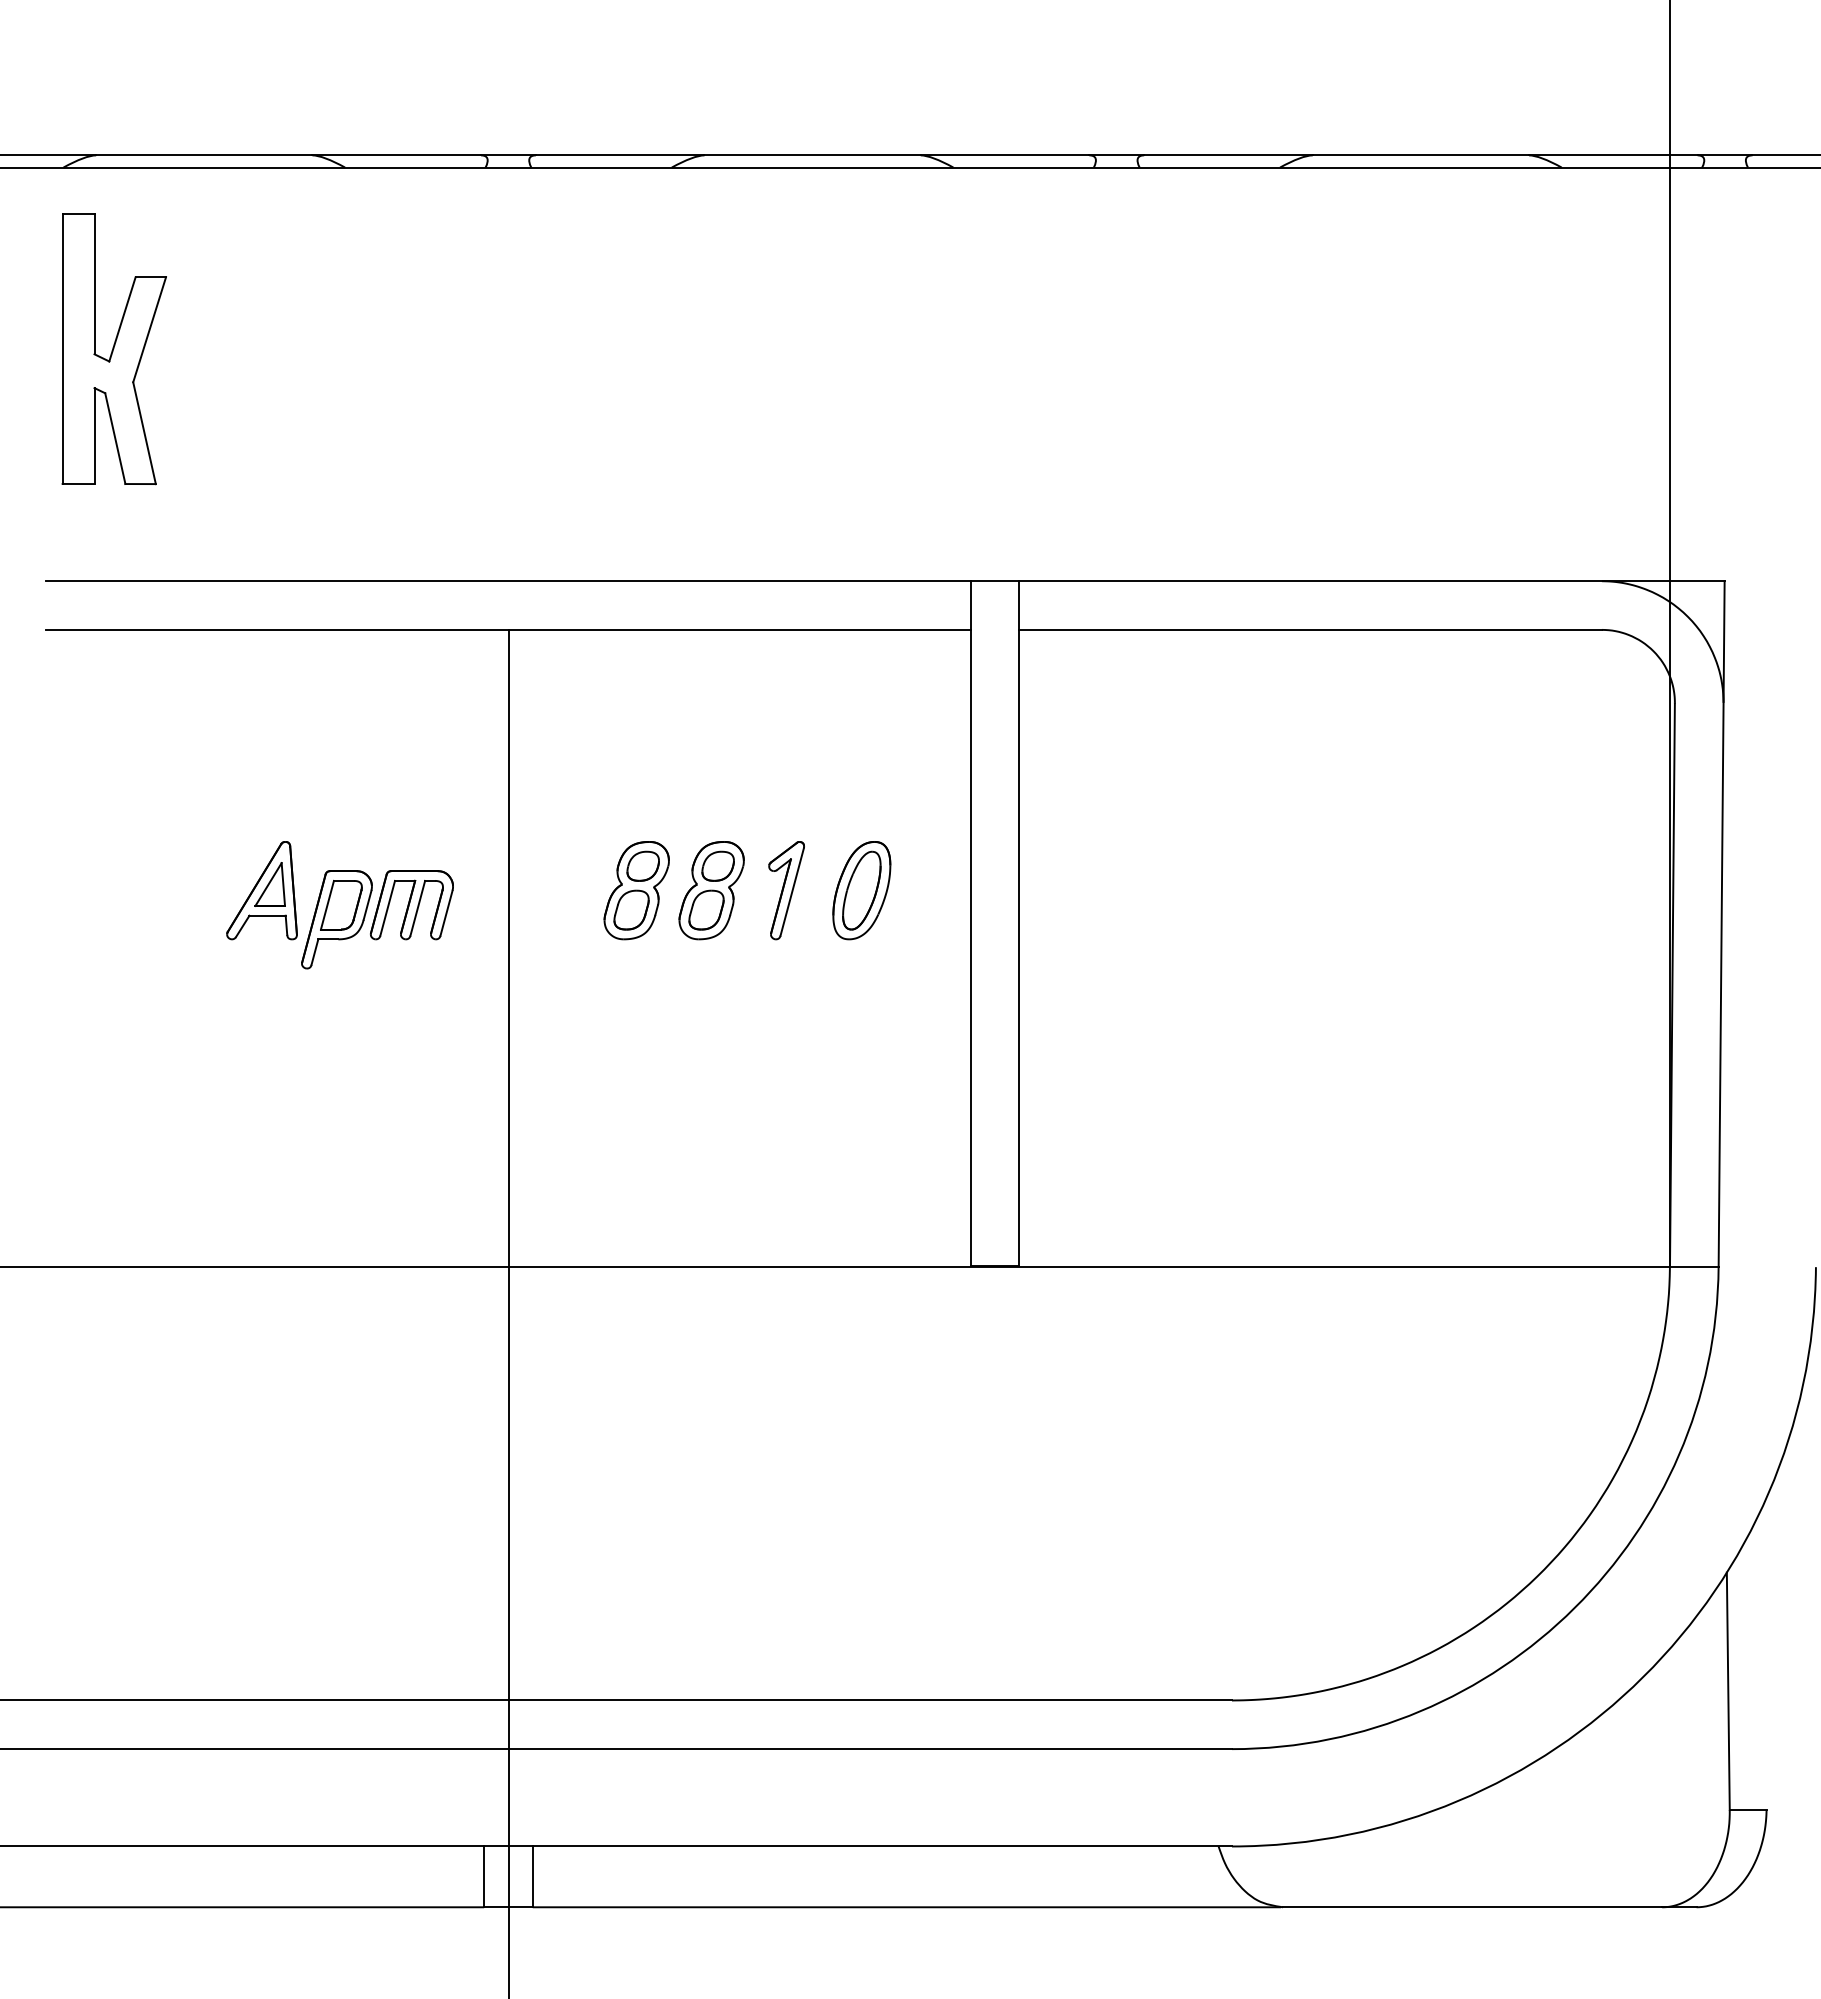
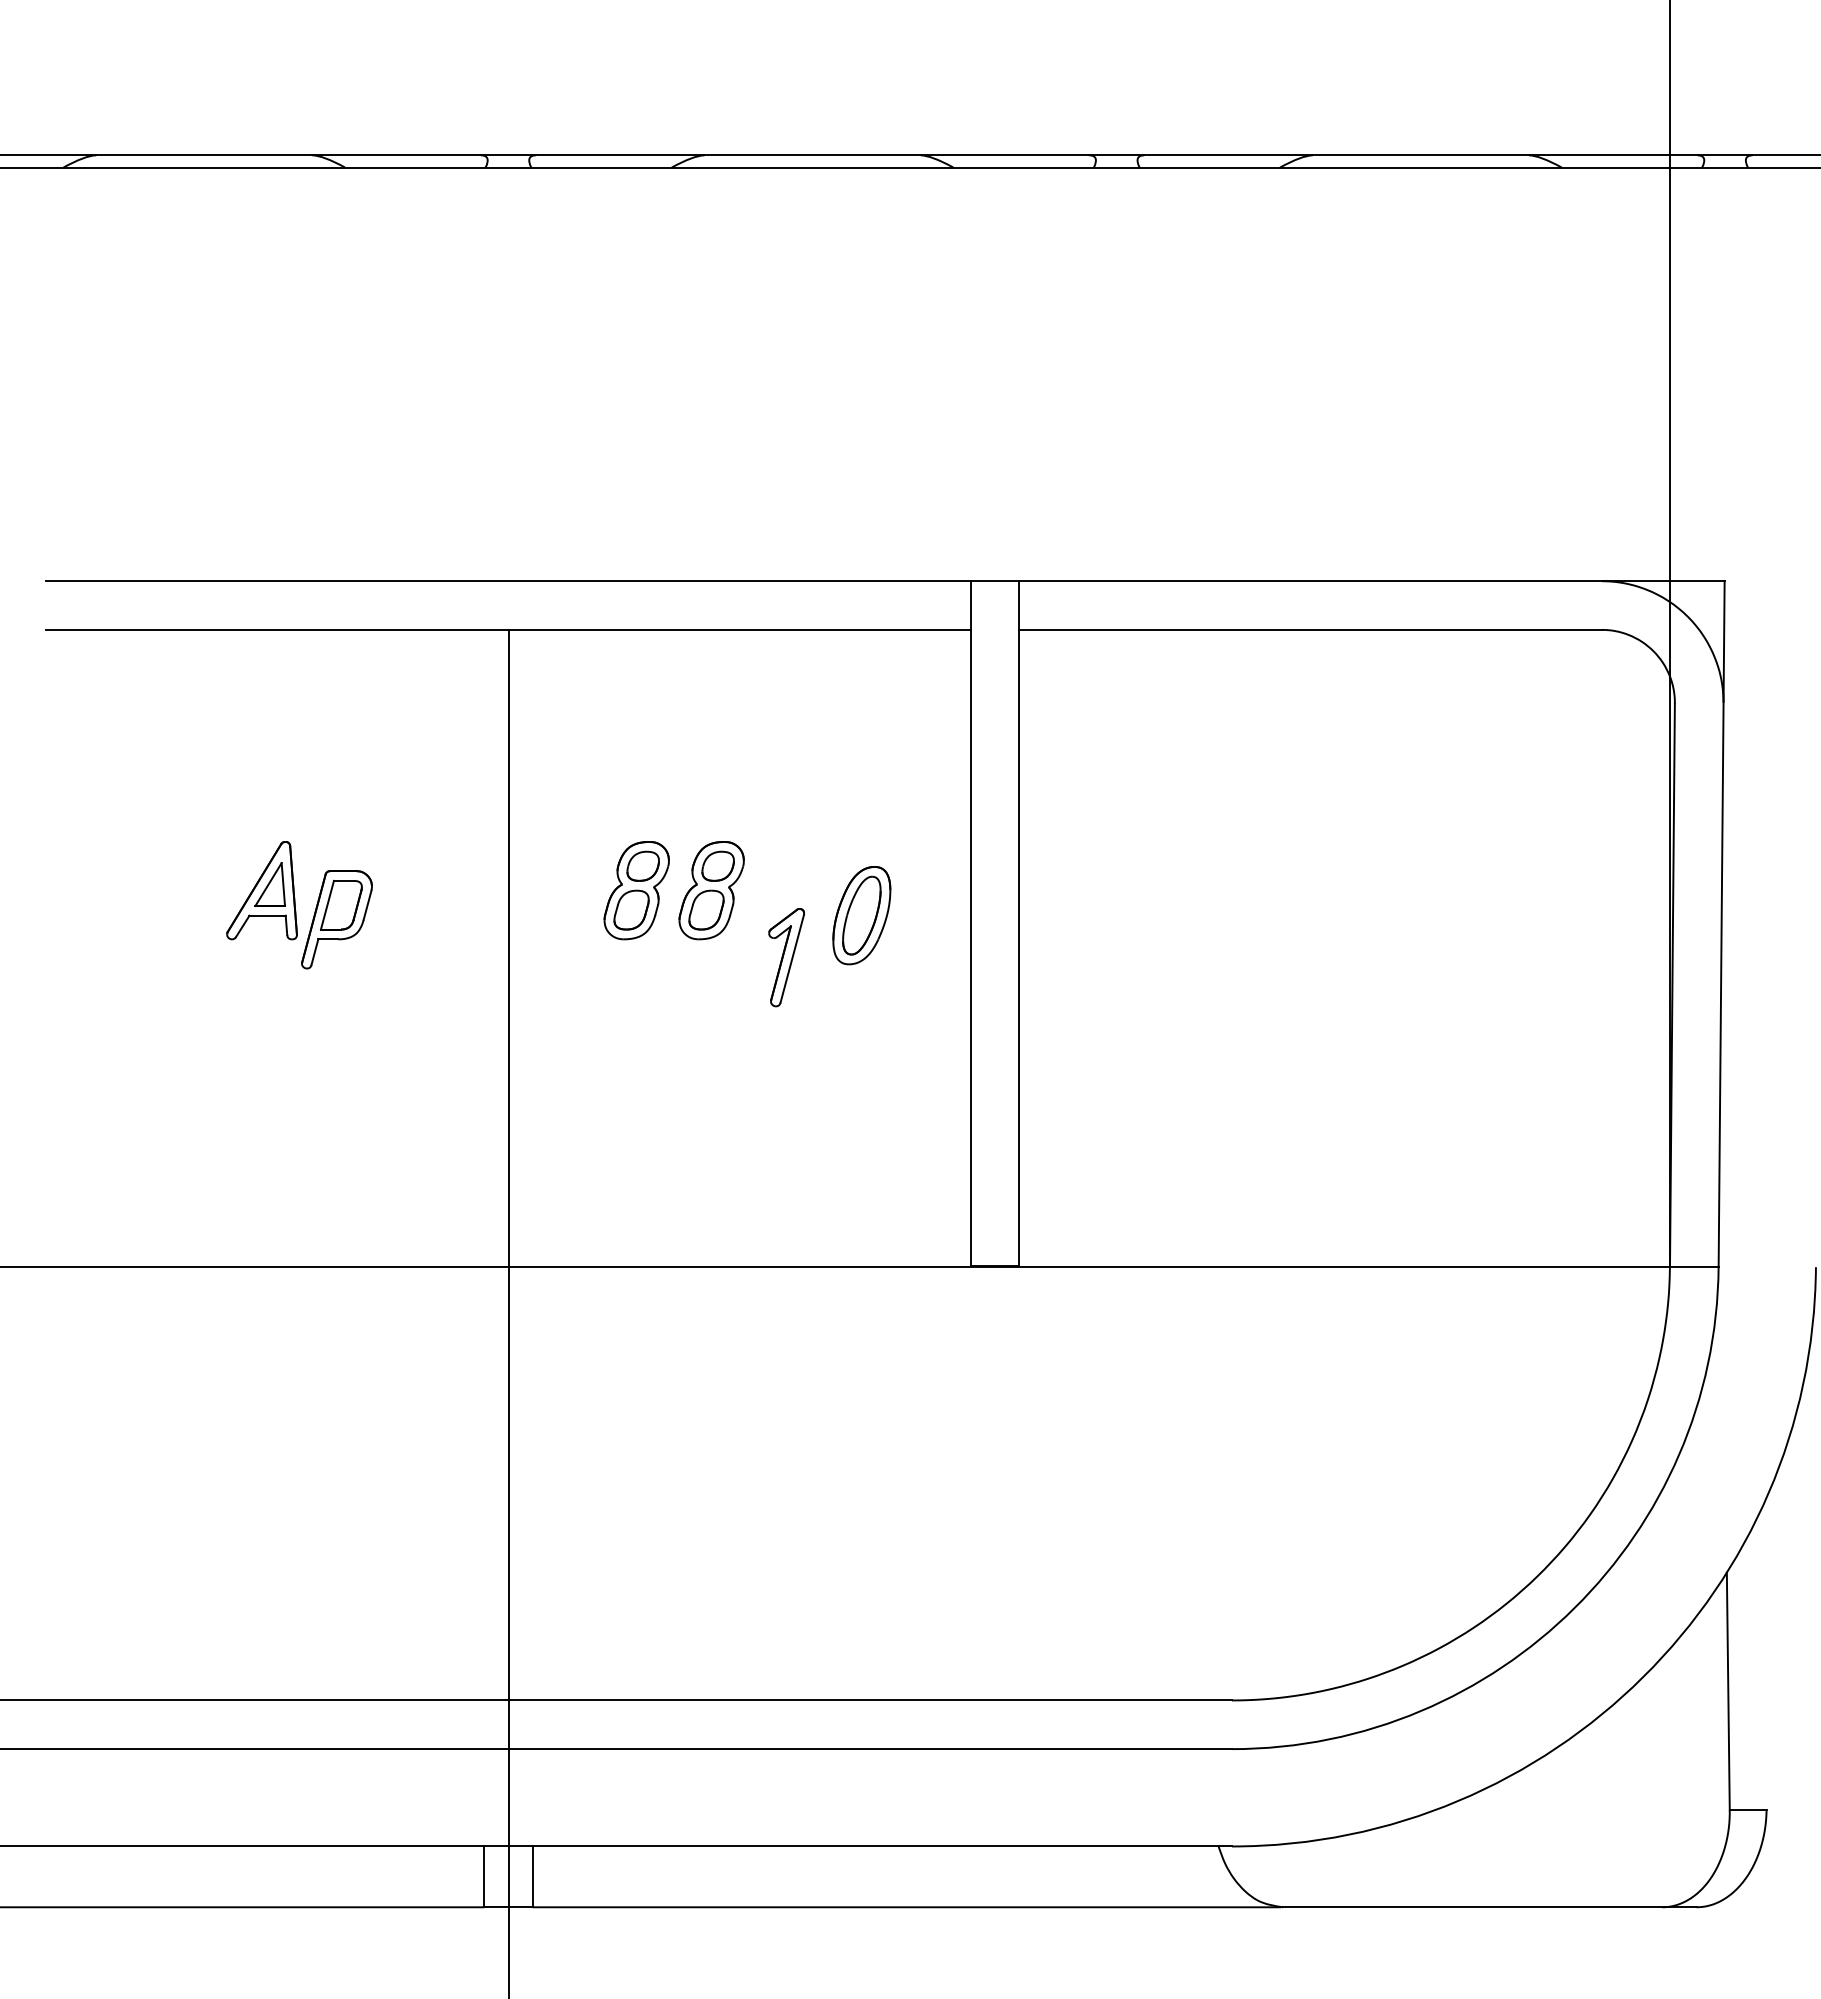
part: present -> none (113, 349)
part position: (786, 890) -> (786, 957) (786, 957)
part position: (861, 890) -> (861, 915) (861, 915)
part: present -> none (411, 905)
